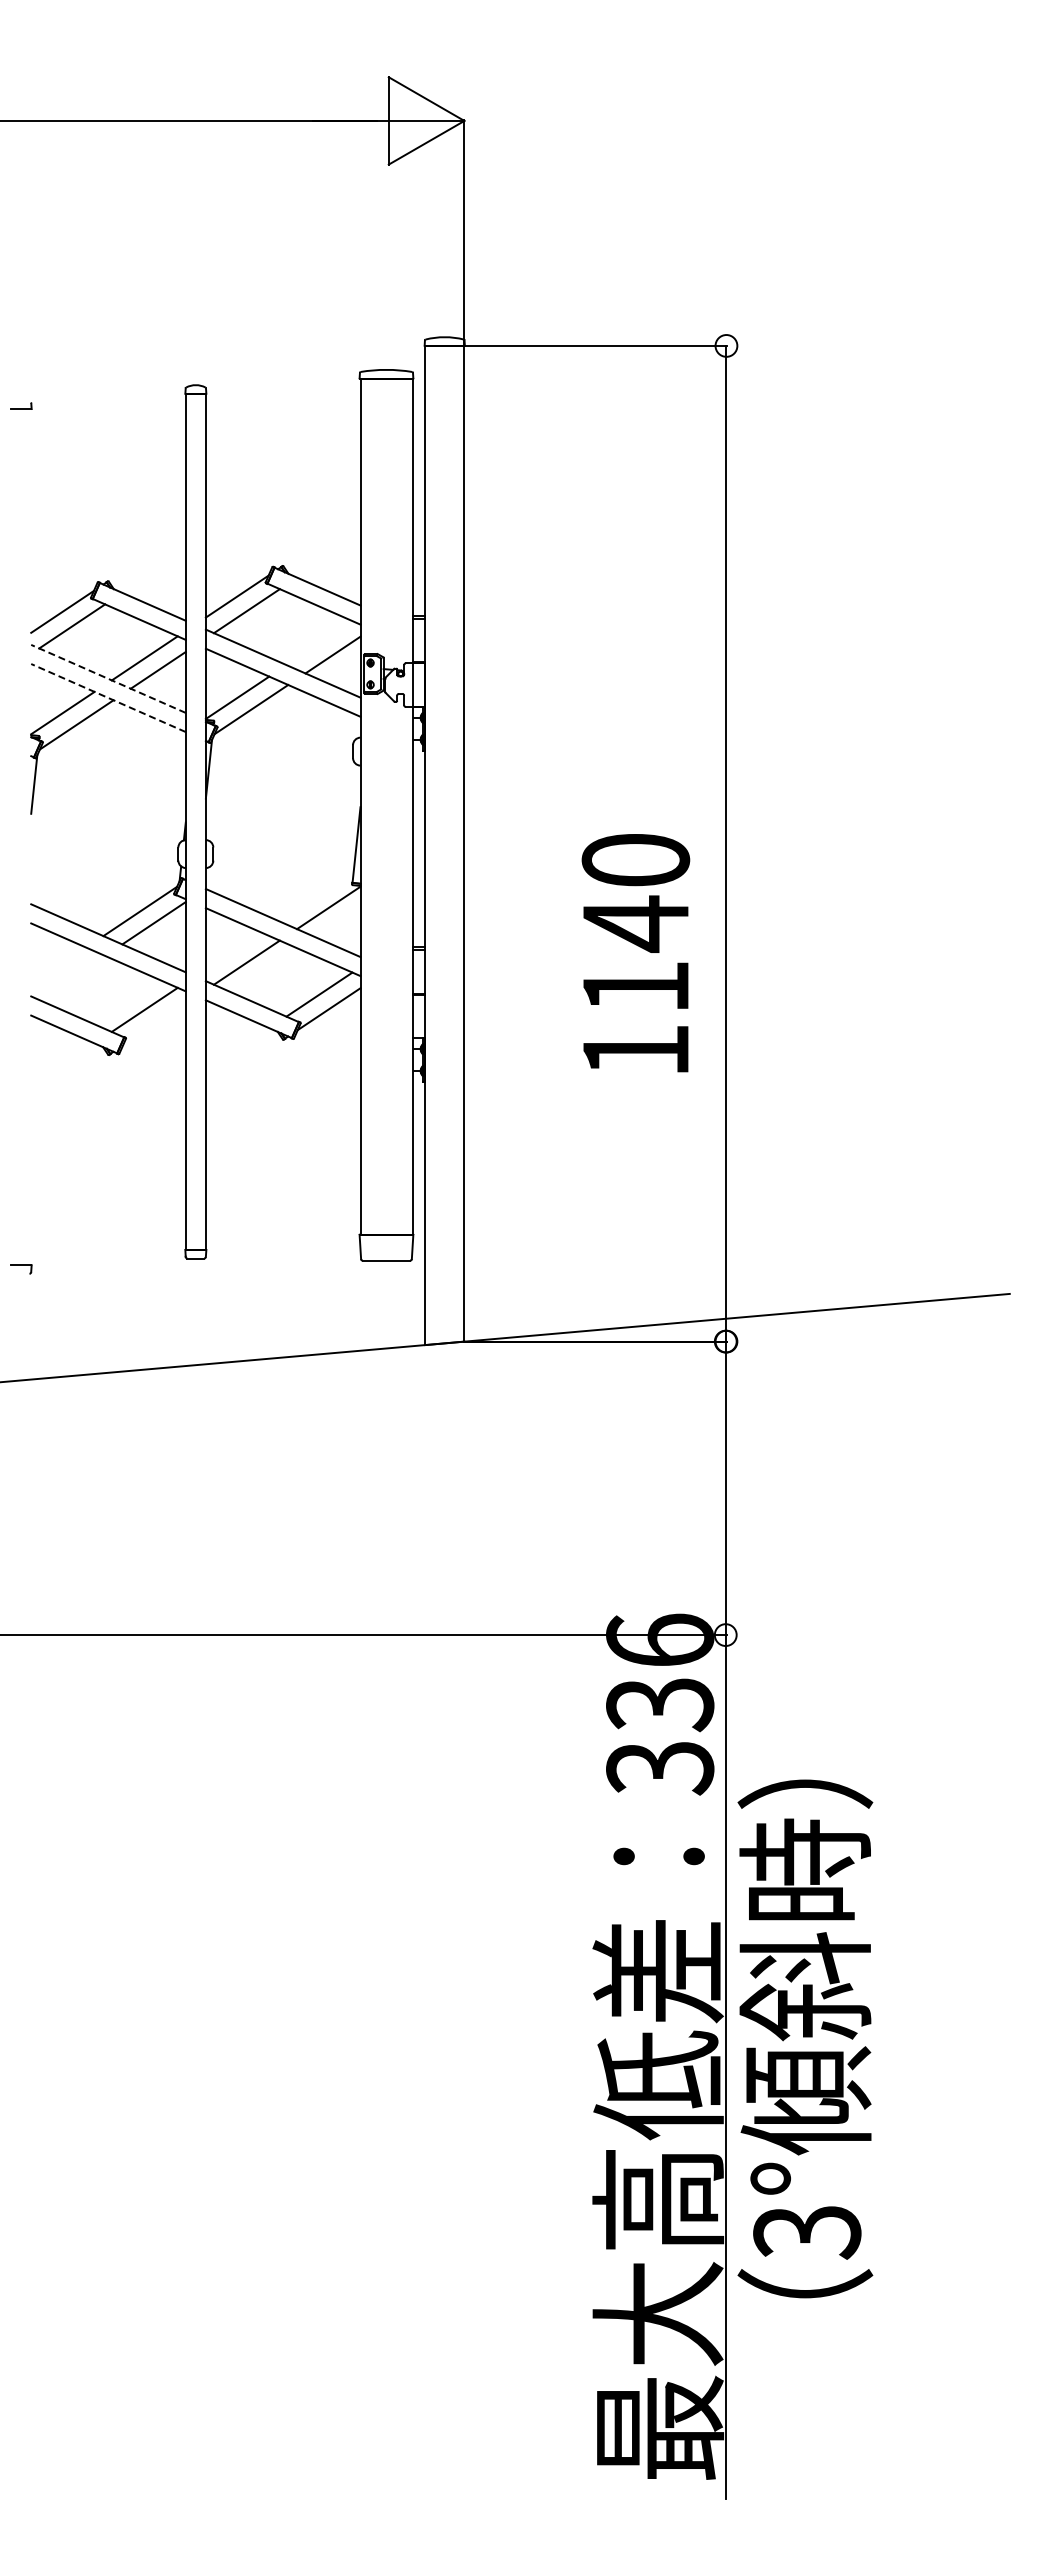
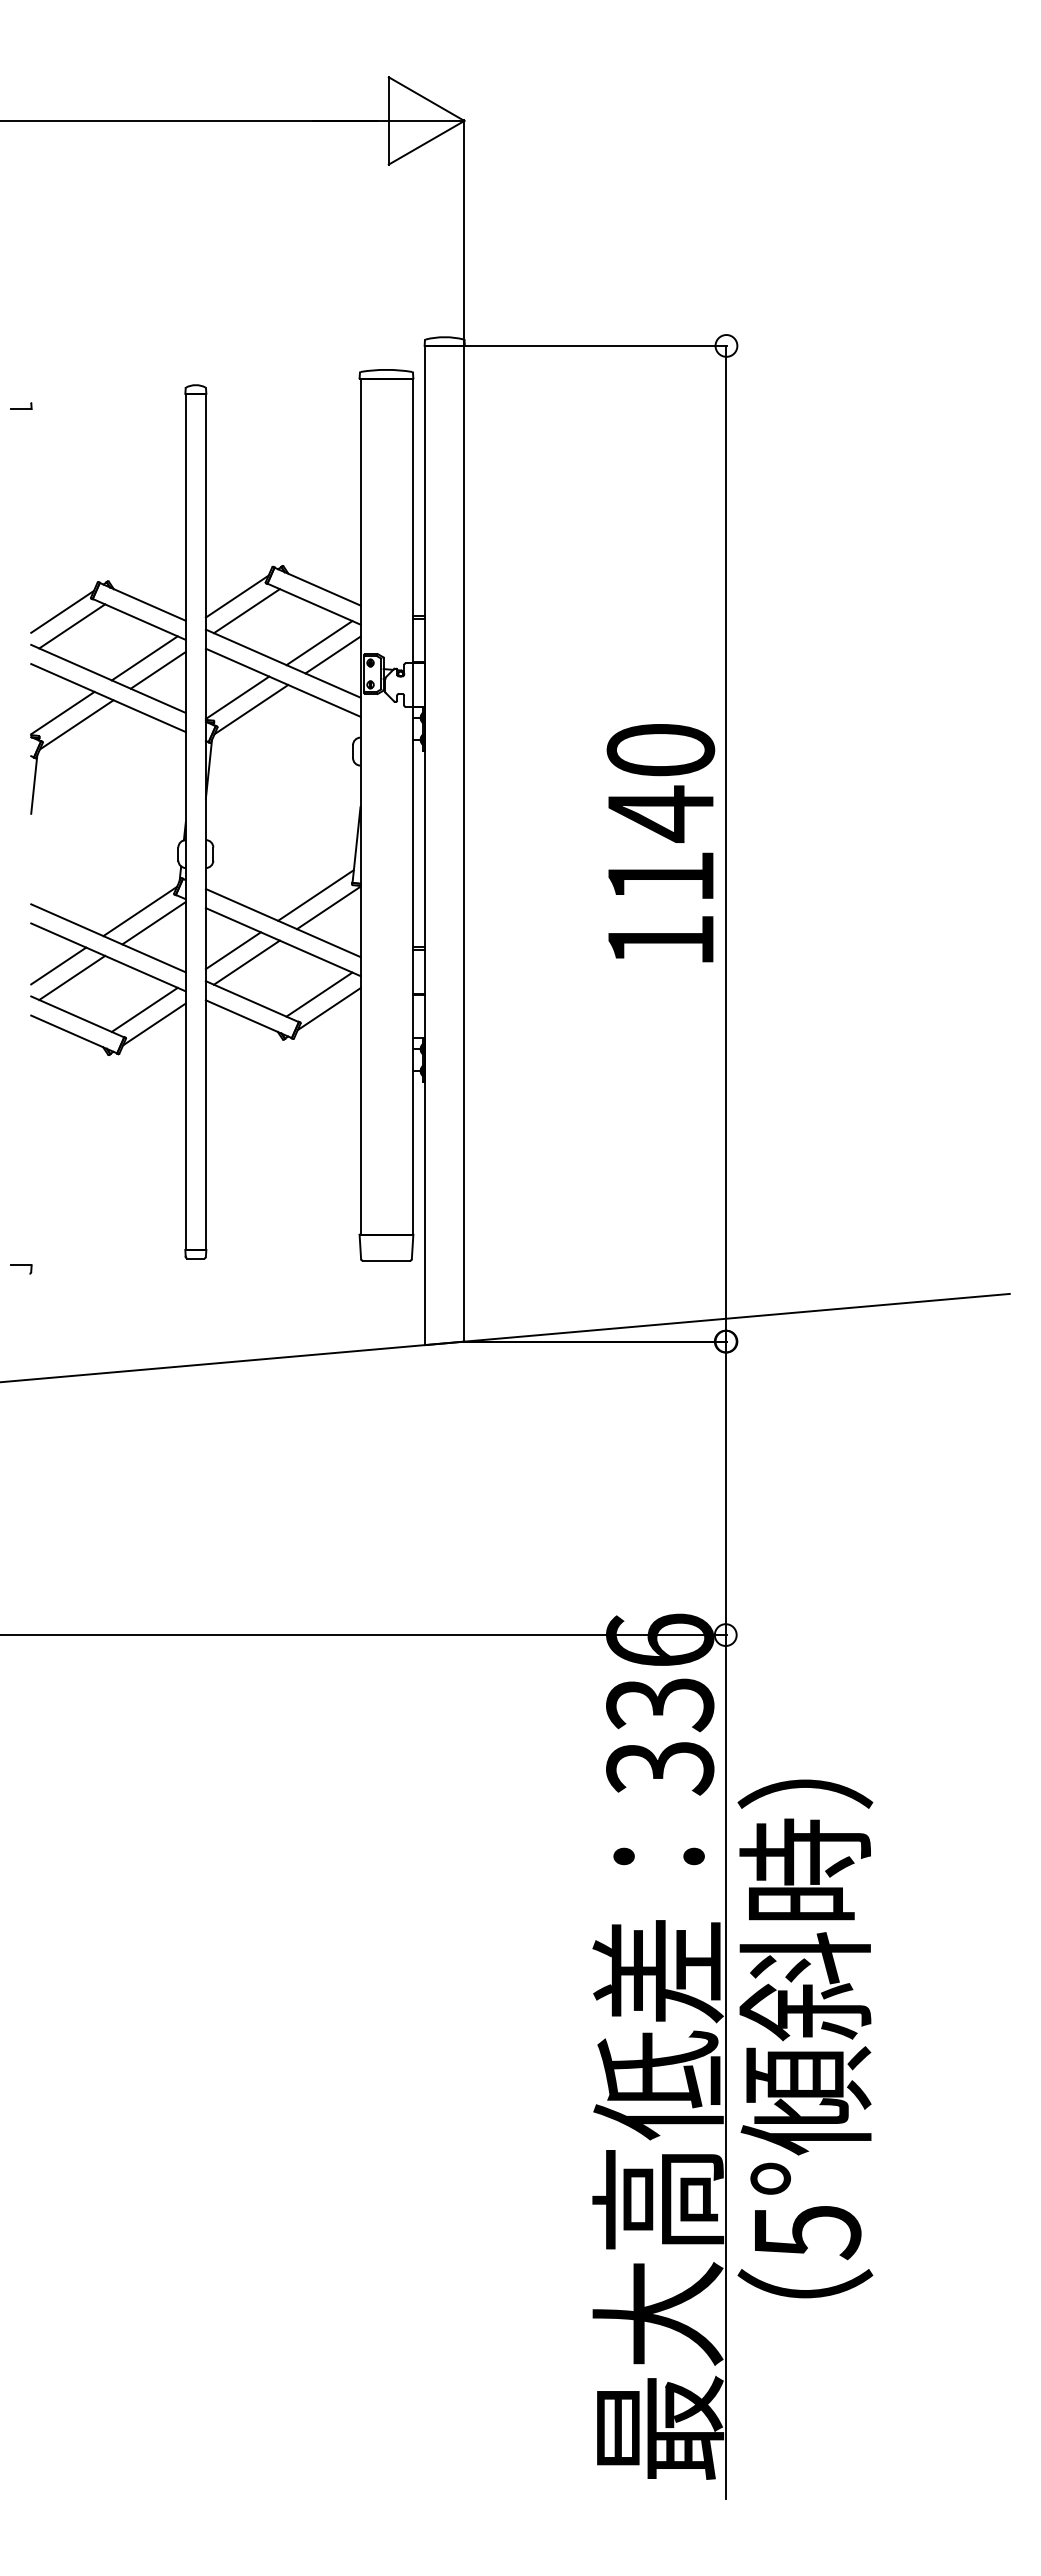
line: none -> present (319, 643)
line: dashed -> solid (108, 678)
line: dashed -> solid (108, 697)
line: none -> present (315, 895)
line: none -> present (232, 950)
text position: (635, 953) -> (660, 843) (660, 843)
line: none -> present (58, 965)
line: none -> present (72, 977)
line: none -> present (154, 1024)
text: 3° -> 5° (807, 2233)
